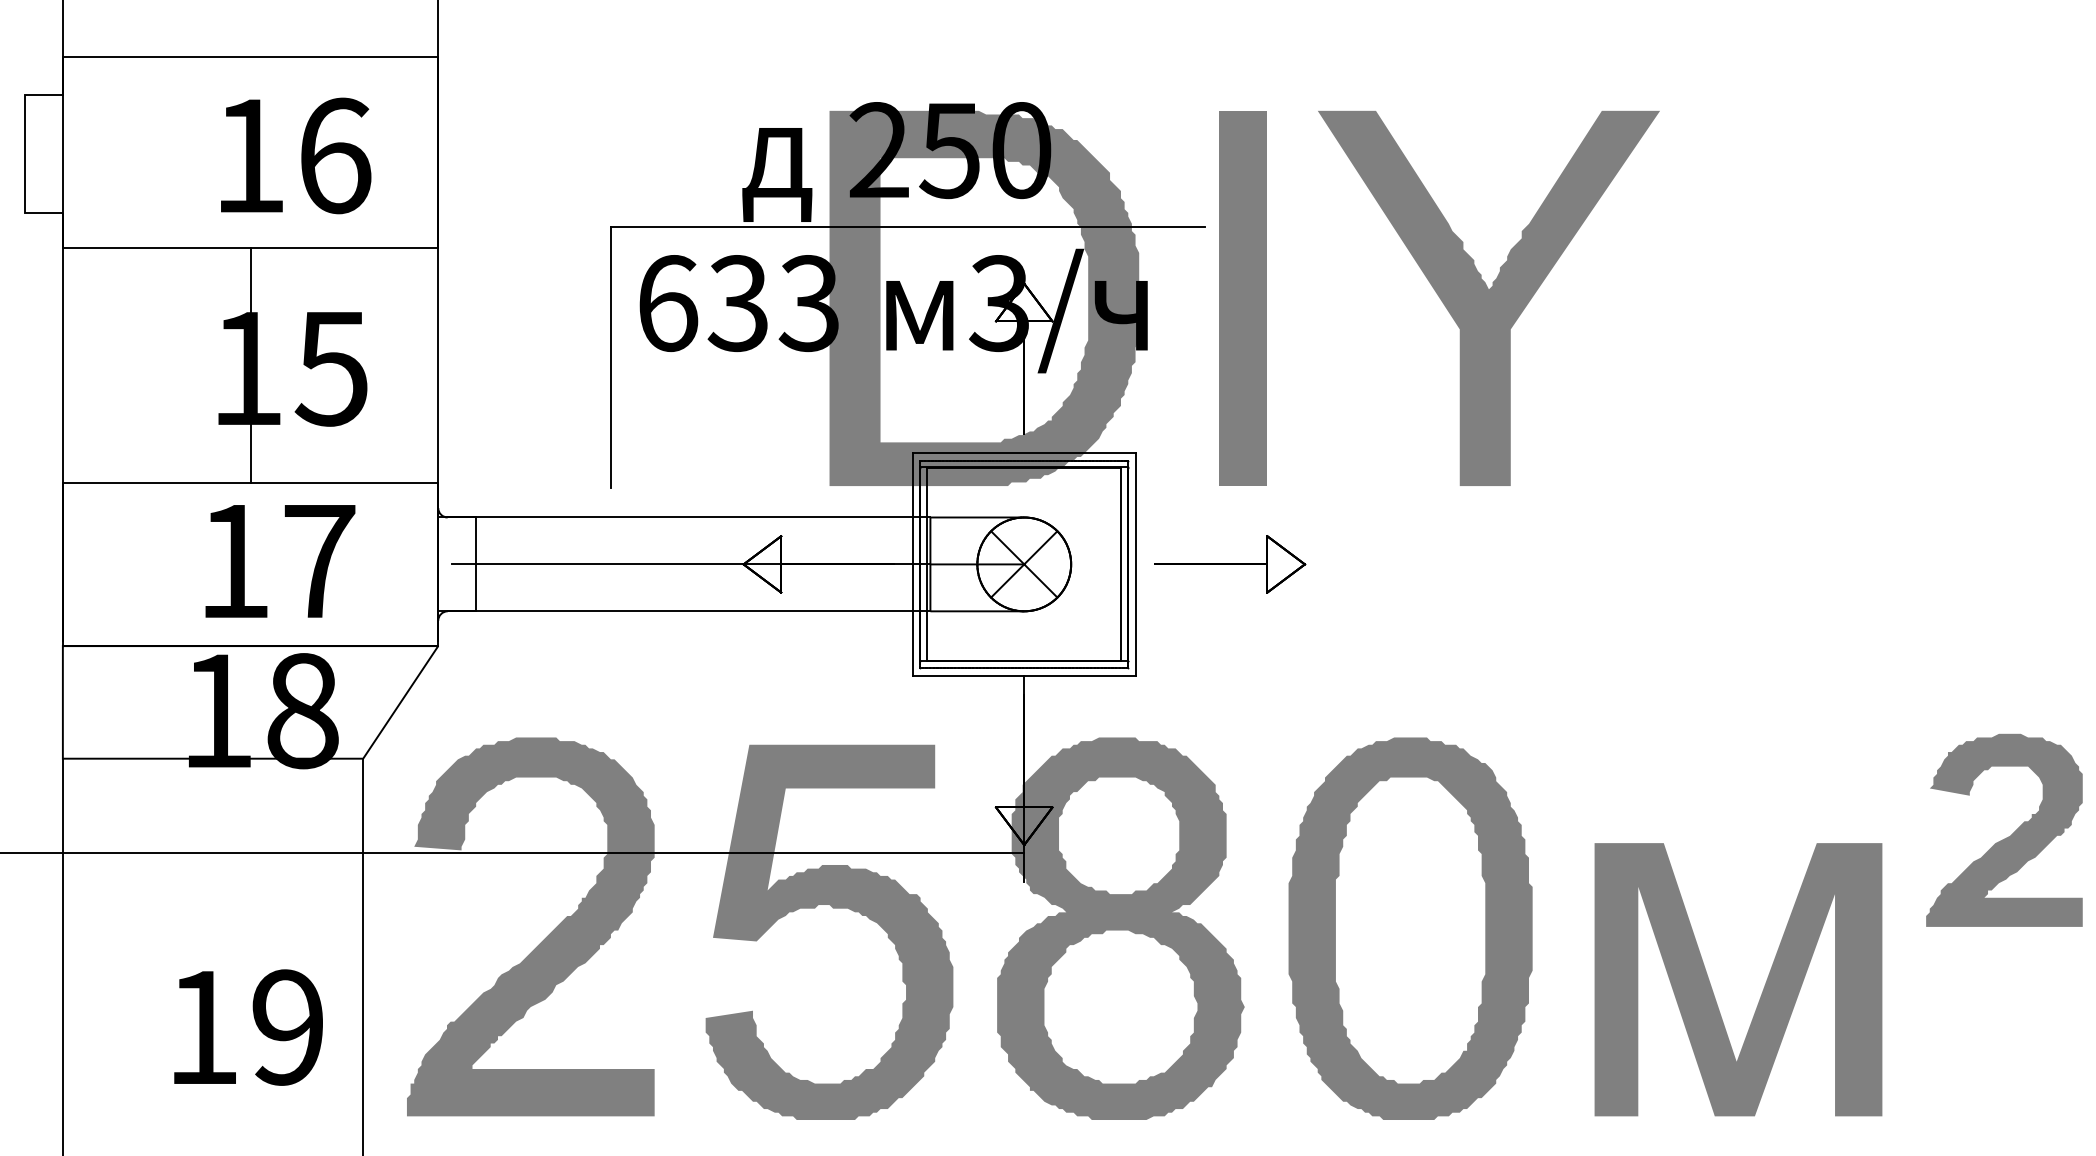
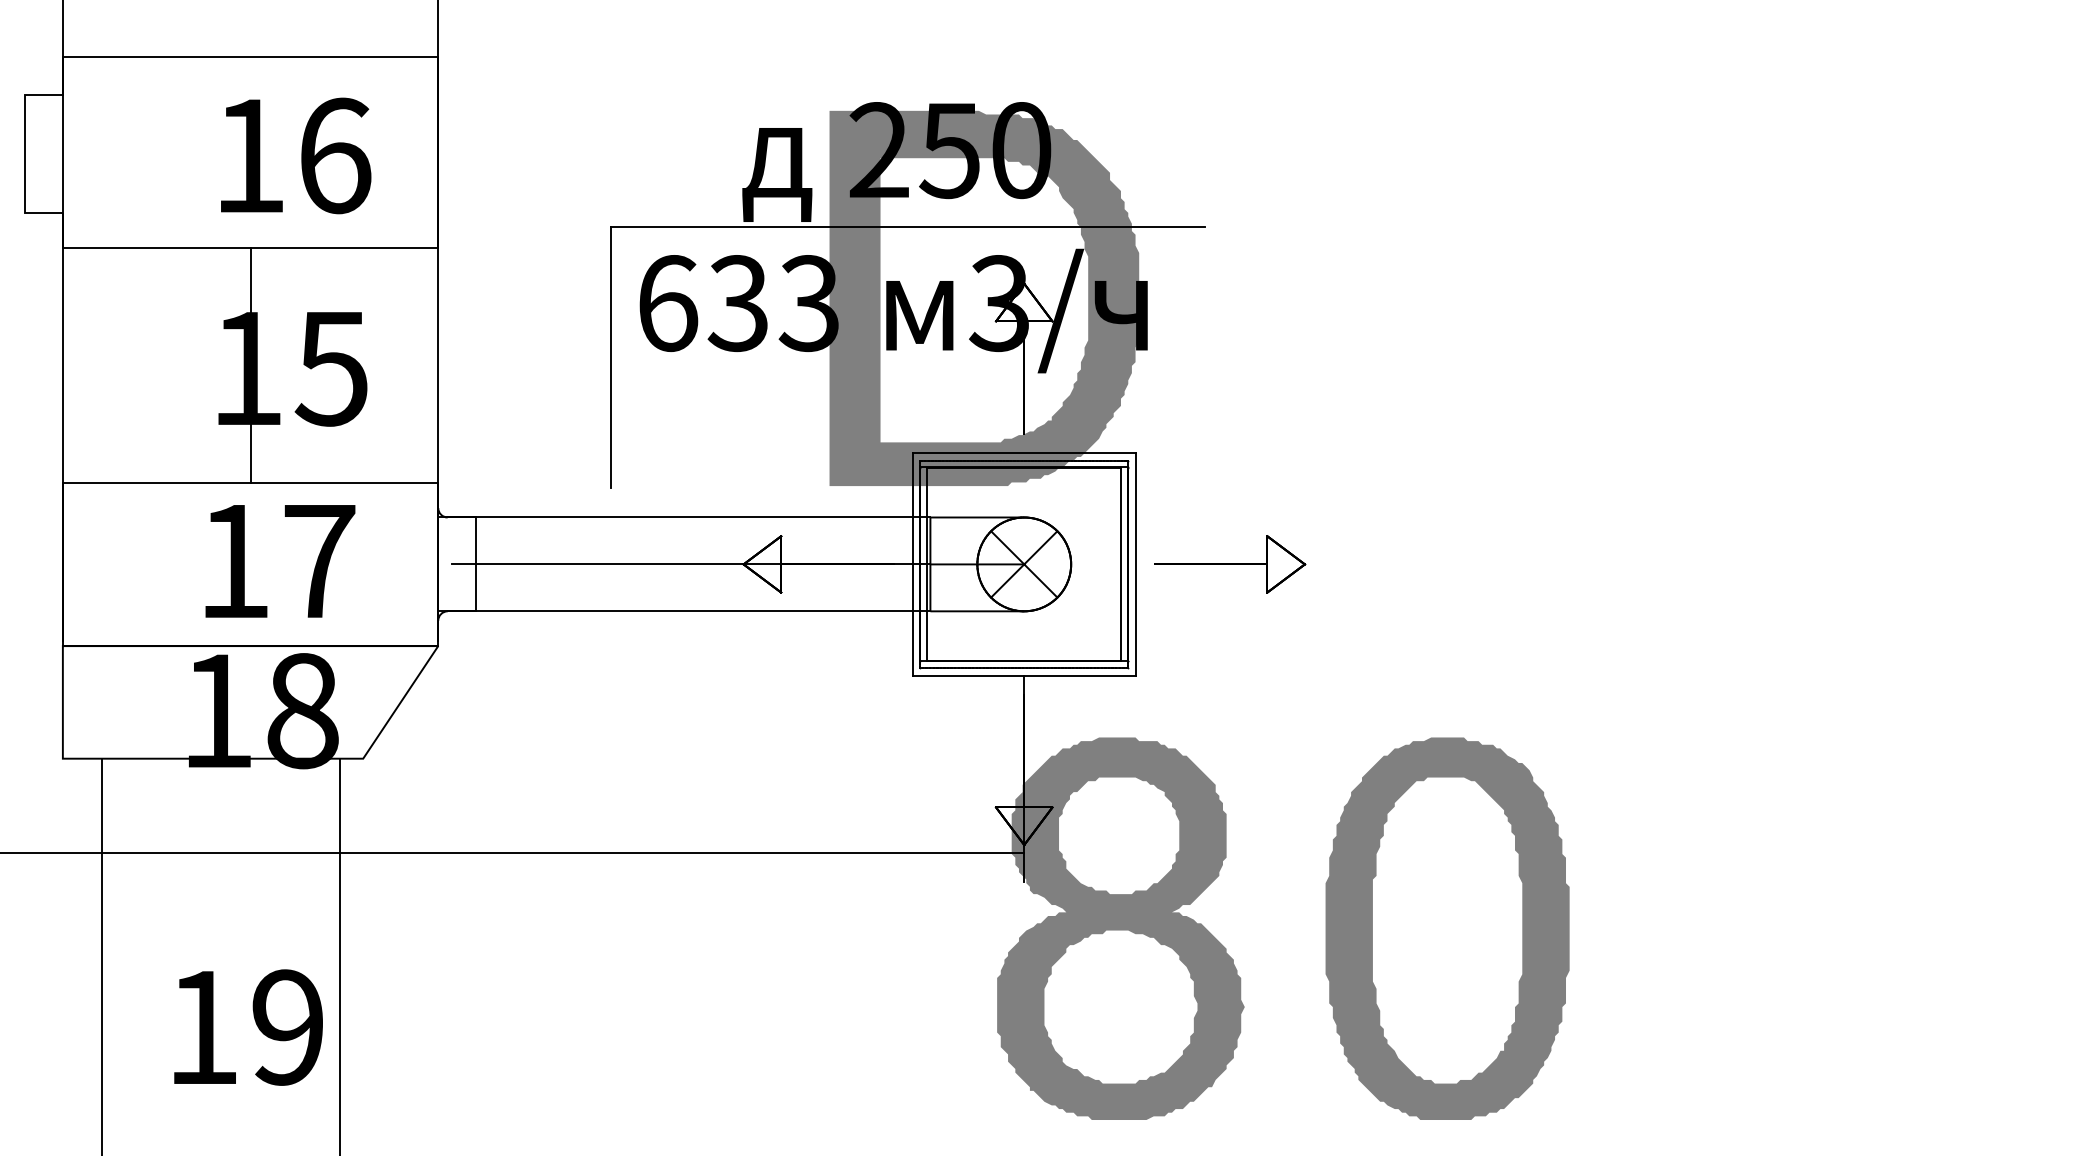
part: present -> none (1242, 298)
fill: present -> none (1488, 298)
part: present -> none (2008, 836)
fill: present -> none (530, 926)
part position: (1410, 928) -> (1447, 928) (1447, 928)
fill: present -> none (829, 932)
line position: (62, 955) -> (101, 955) (101, 955)
line position: (363, 955) -> (340, 955) (340, 955)
part: present -> none (1763, 988)
